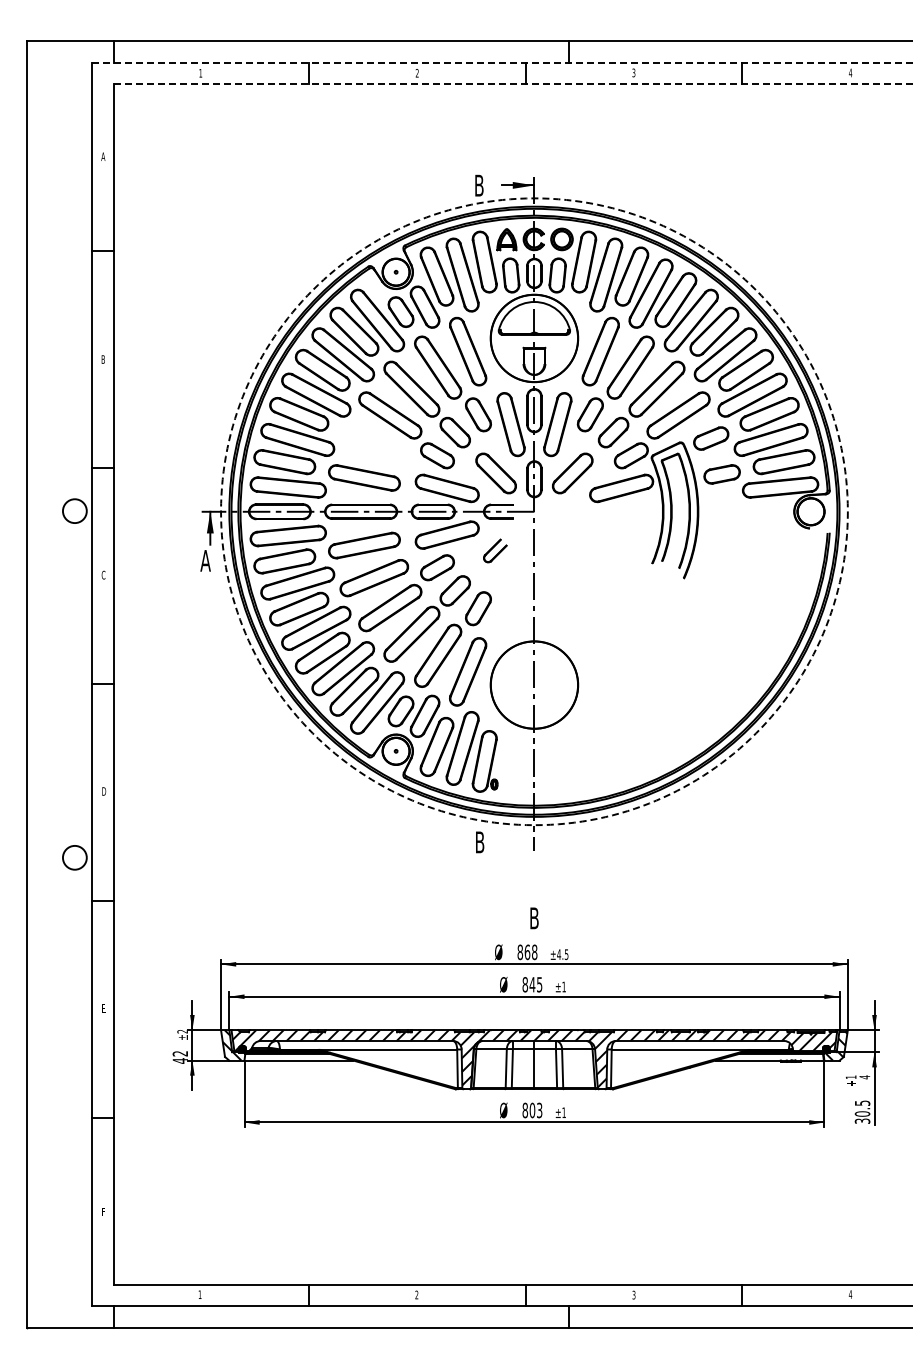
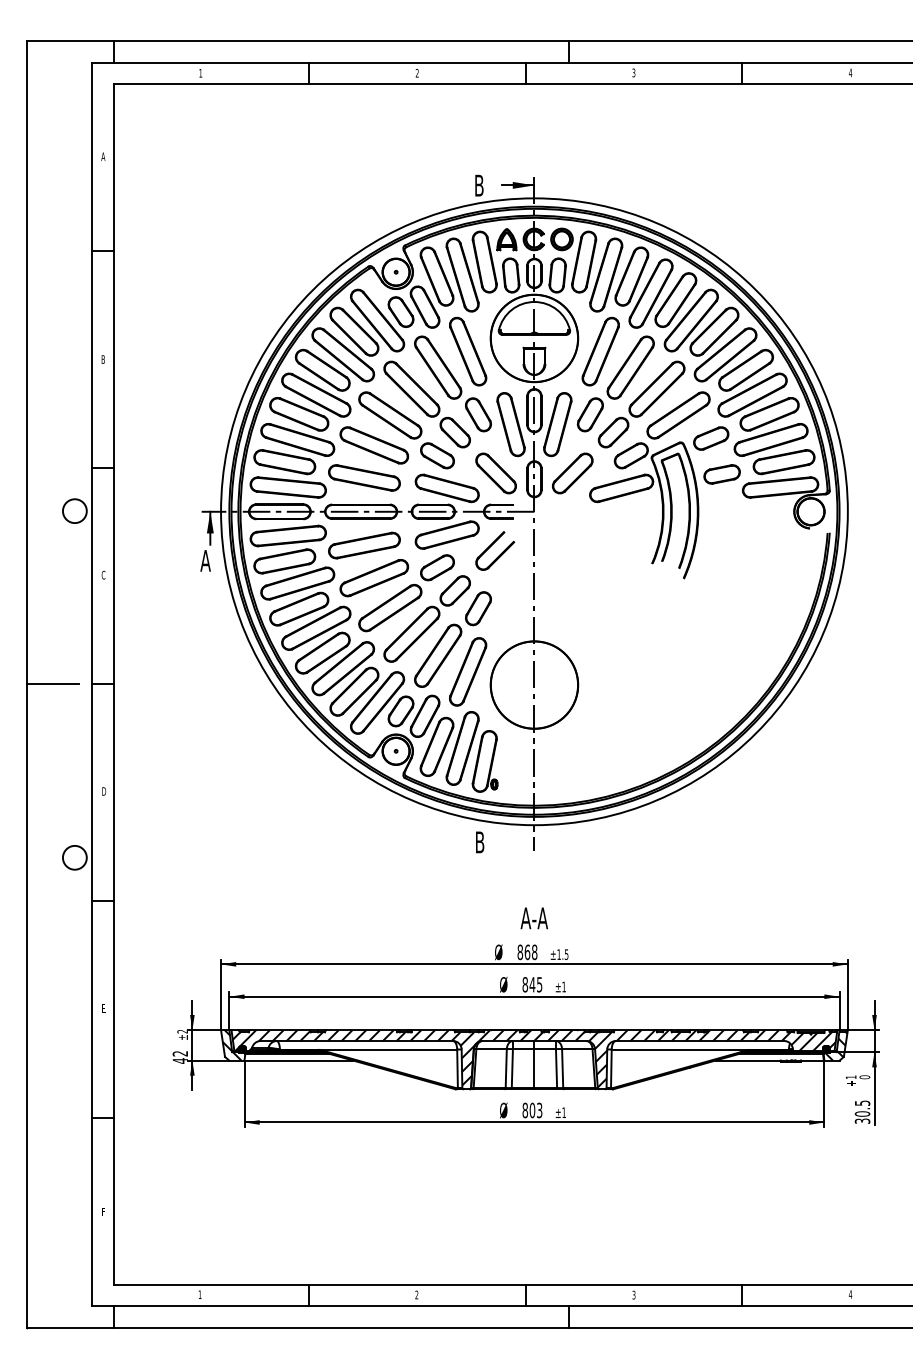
line: dashed -> solid (503, 62)
line: dashed -> solid (512, 84)
part: none -> present (374, 445)
circle: dashed -> solid (534, 511)
part size: 25x26 px -> 41x40 px (495, 550)
line: none -> present (53, 684)
text: B -> A-A (533, 918)
text: ±4.5 -> ±1.5 (559, 954)
text: 4 -> 0 (864, 1077)
